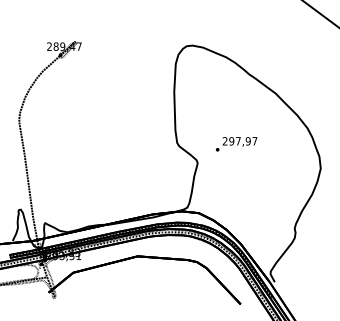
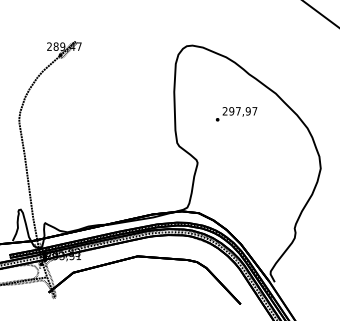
text position: (236, 144) -> (236, 114) (236, 114)
